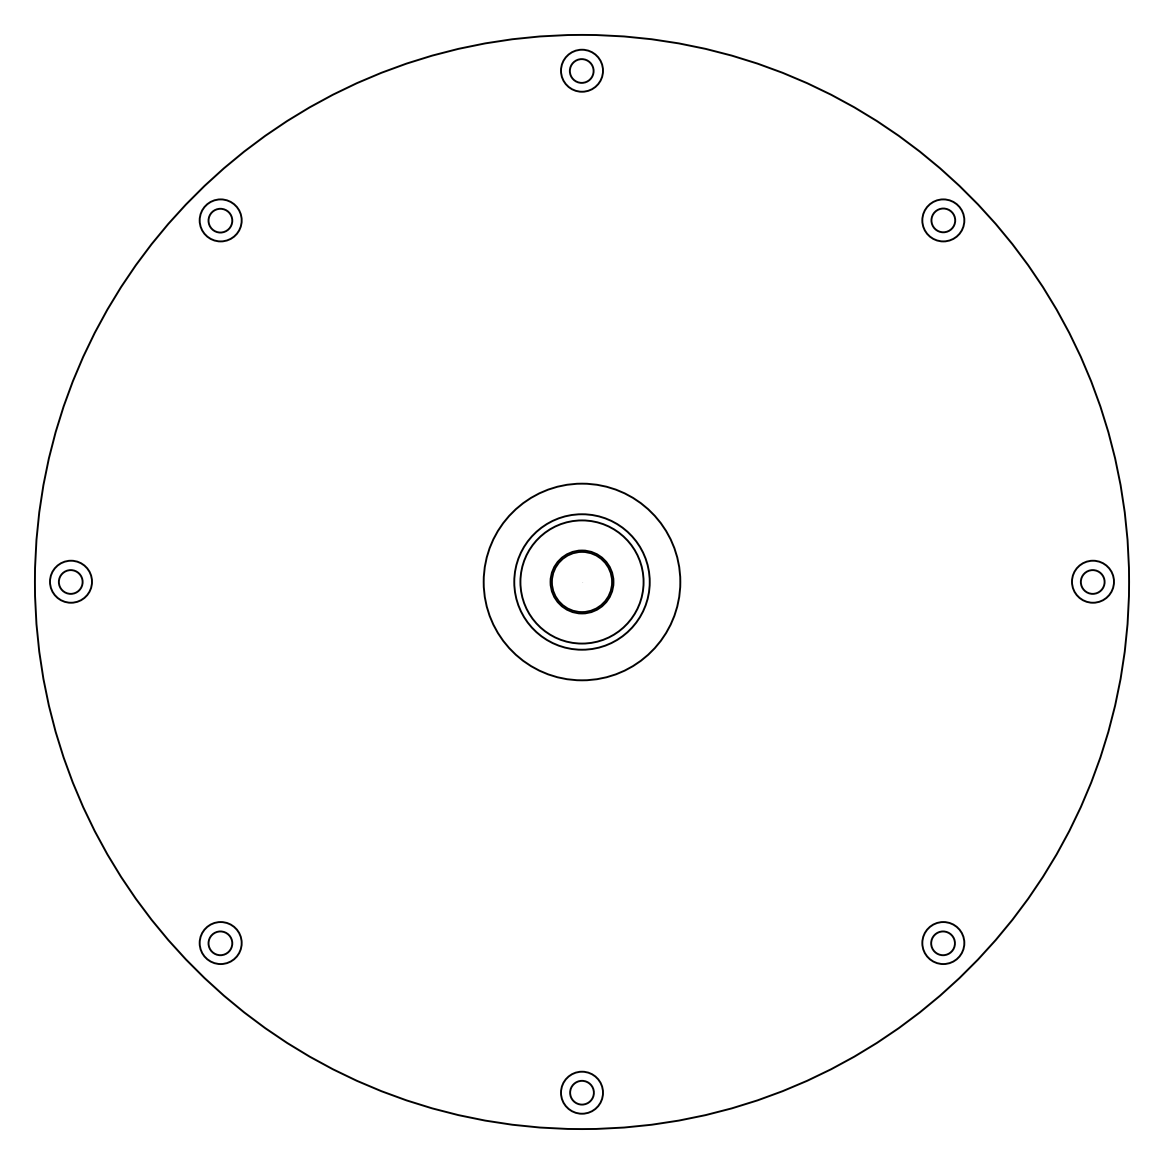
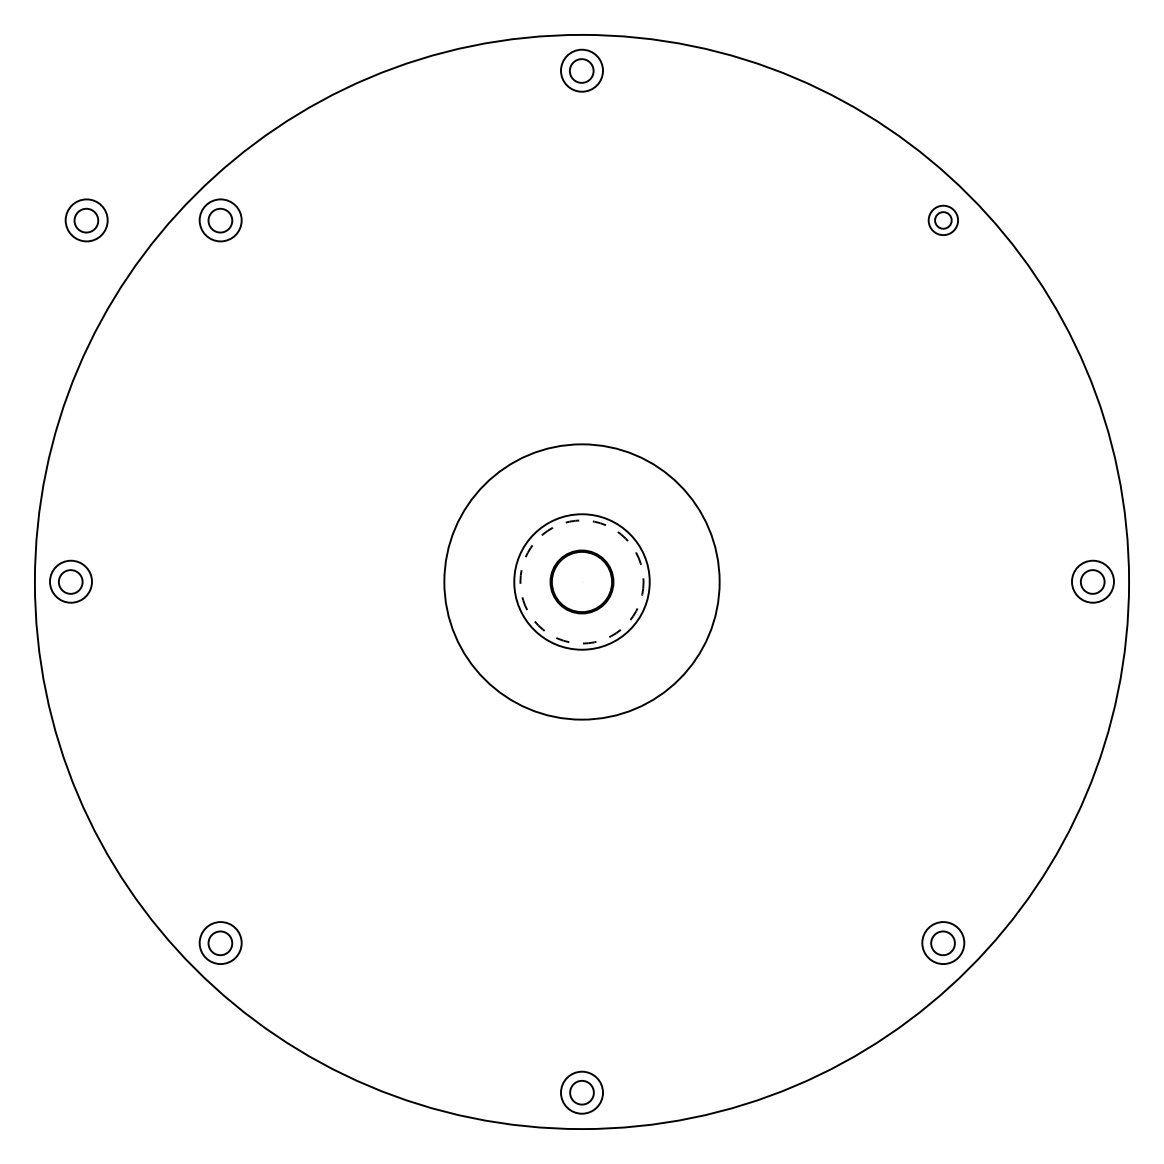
part: none -> present (86, 220)
part size: 45x45 px -> 32x32 px (942, 219)
circle diameter: 197 px -> 275 px (581, 581)
circle: solid -> dashed (581, 581)
